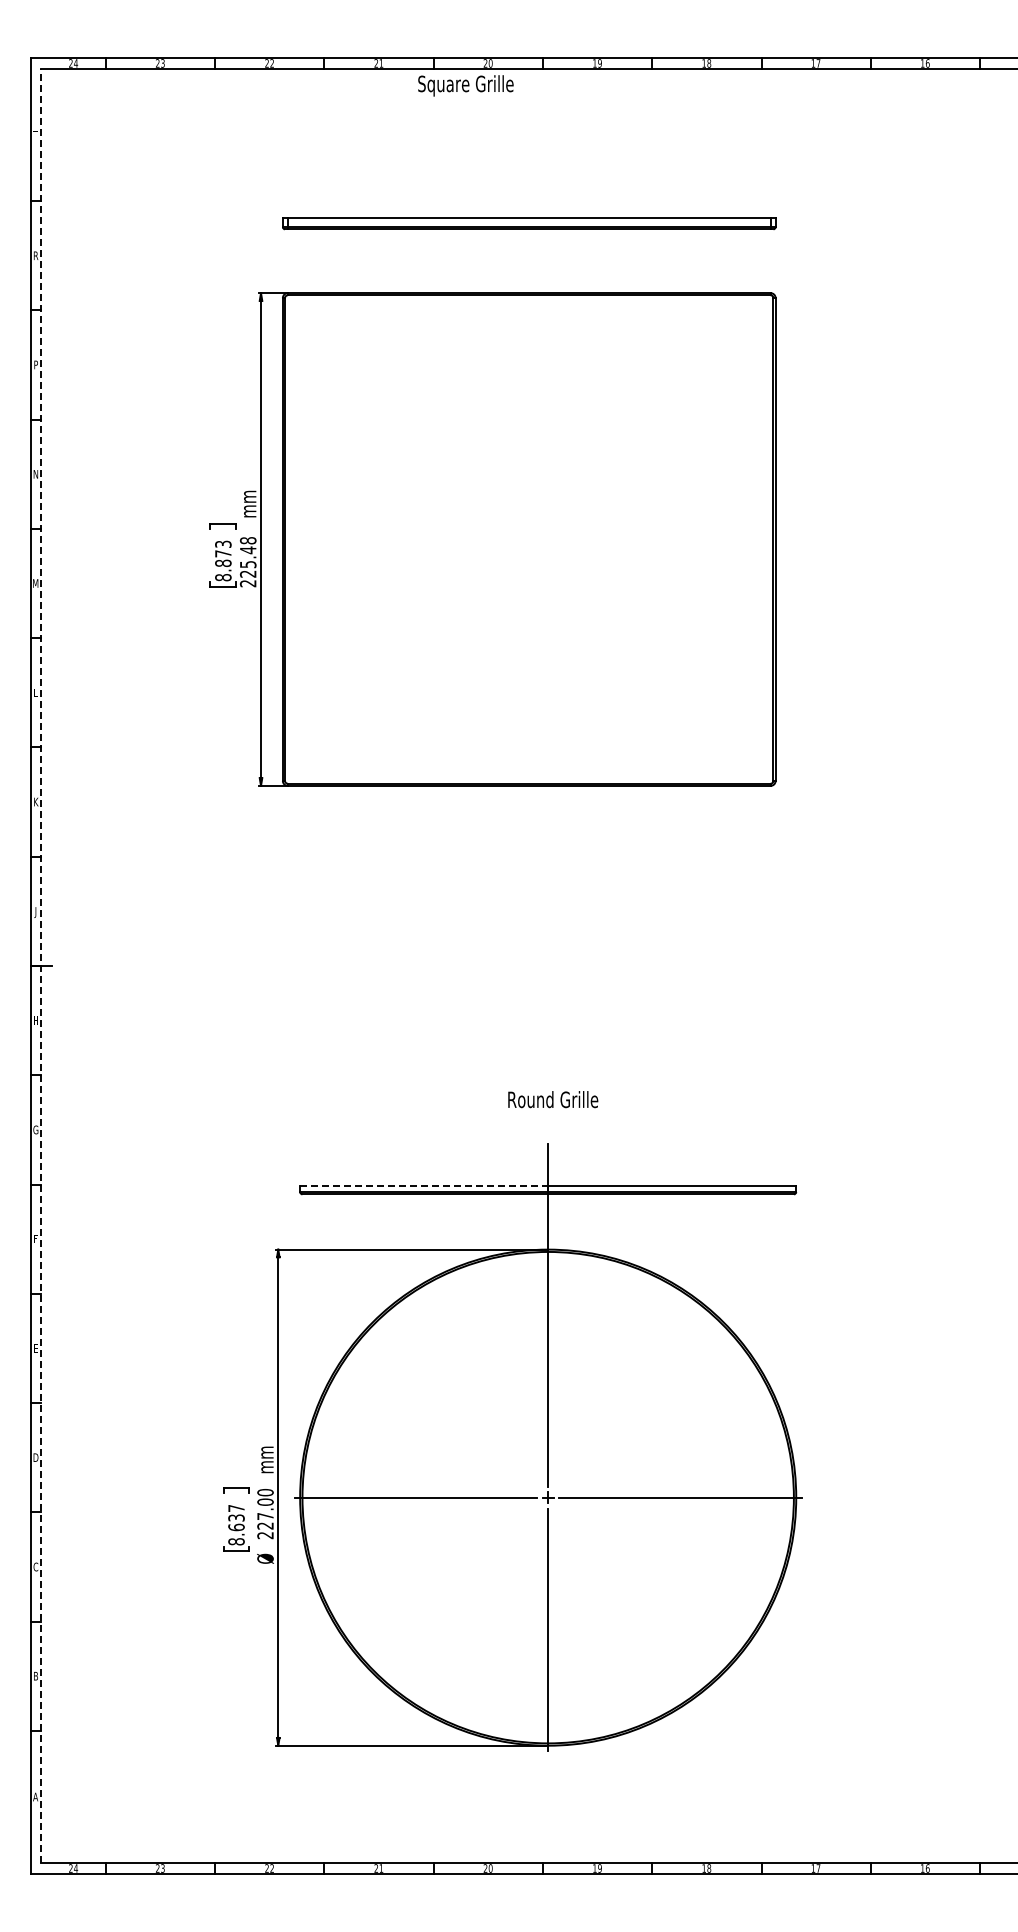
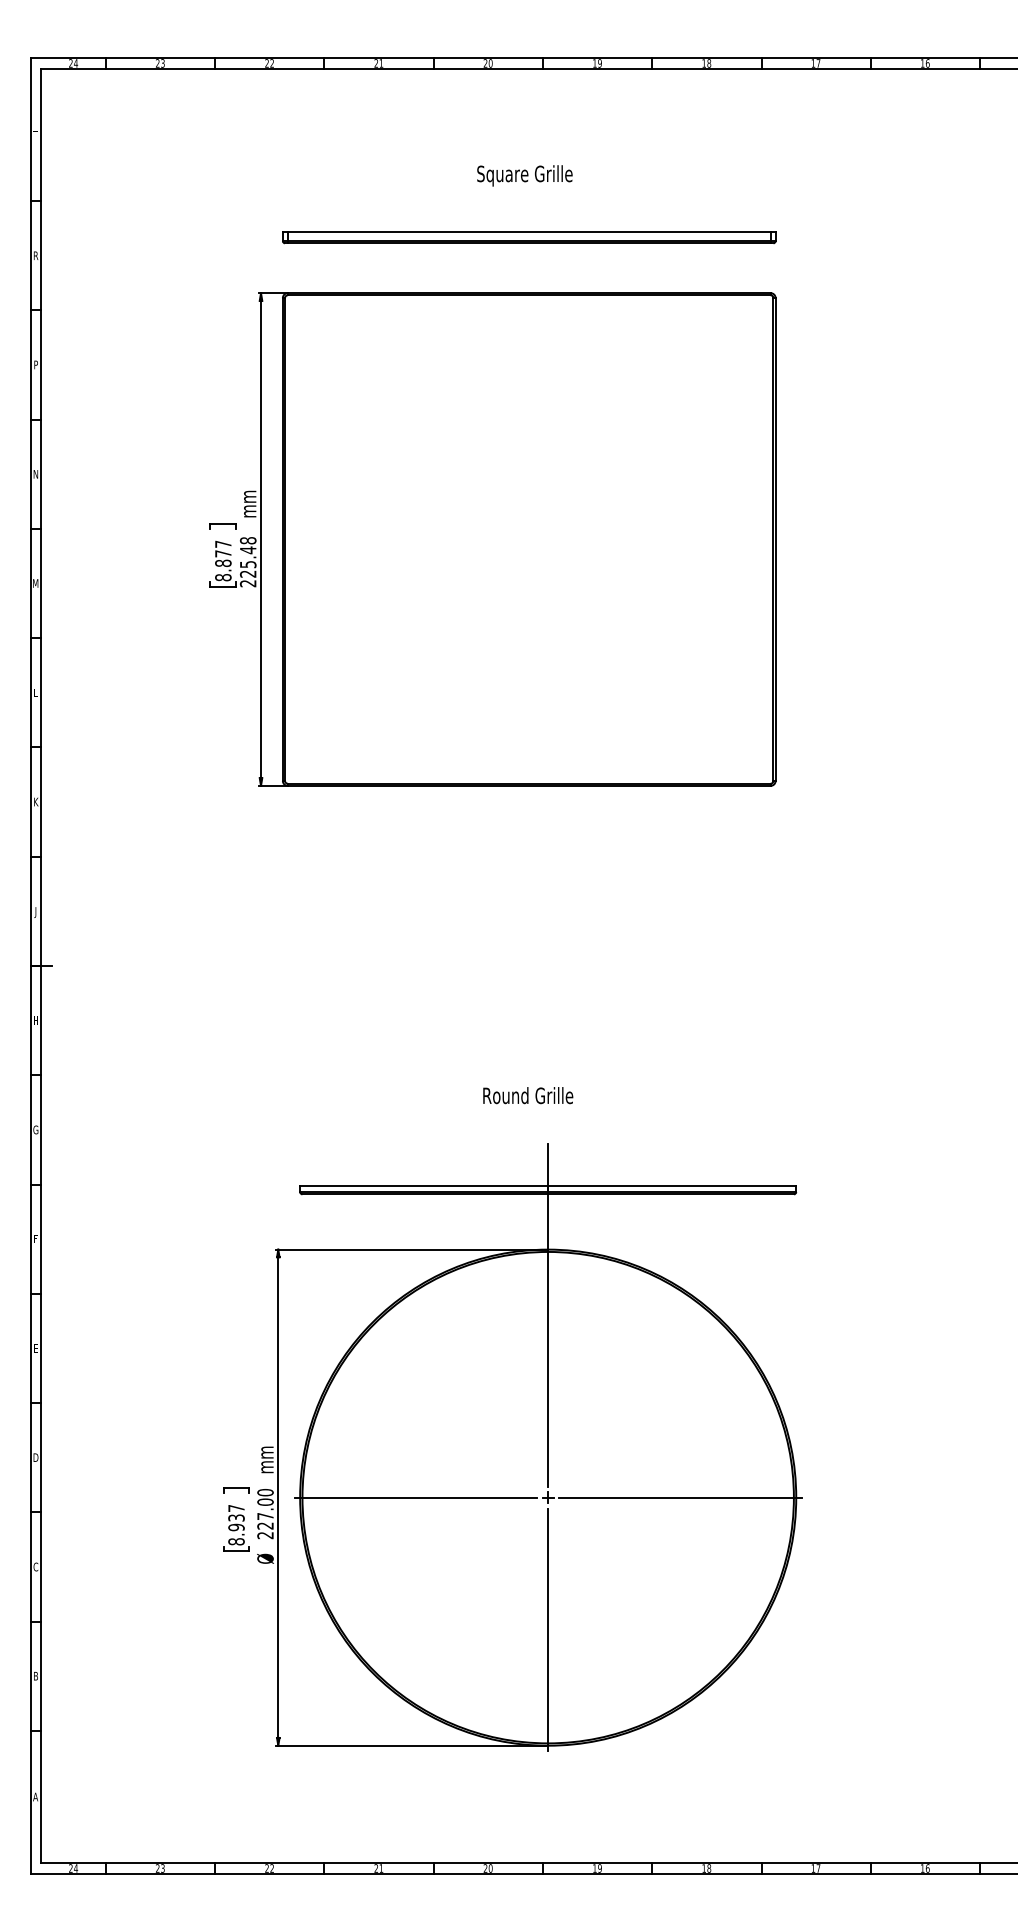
text position: (465, 85) -> (524, 175) (524, 175)
part position: (529, 223) -> (529, 237) (529, 237)
text: 8.873 -> 8.877 (223, 543)
line: dashed -> solid (41, 965)
text position: (553, 1099) -> (528, 1095) (528, 1095)
line: dashed -> solid (424, 1186)
text: 8.637 -> 8.937 (236, 1527)
